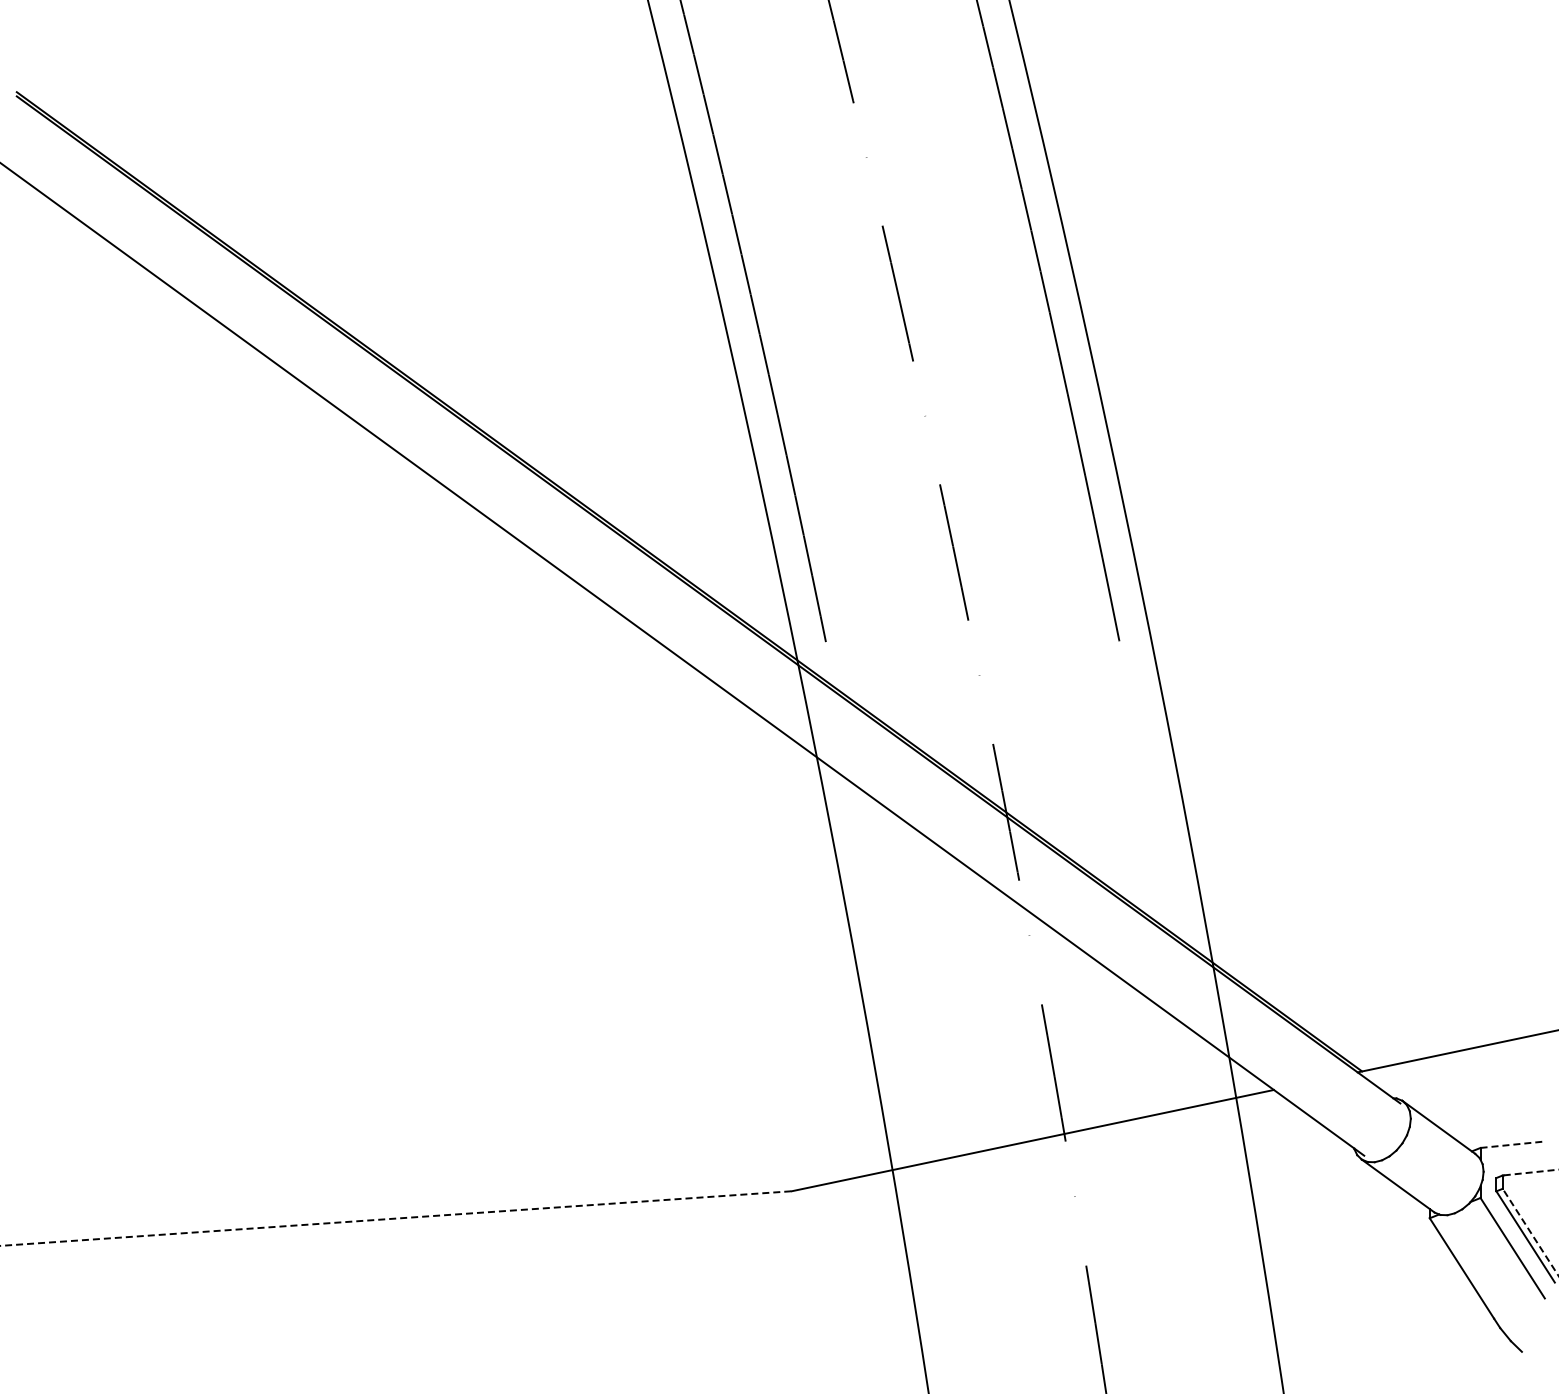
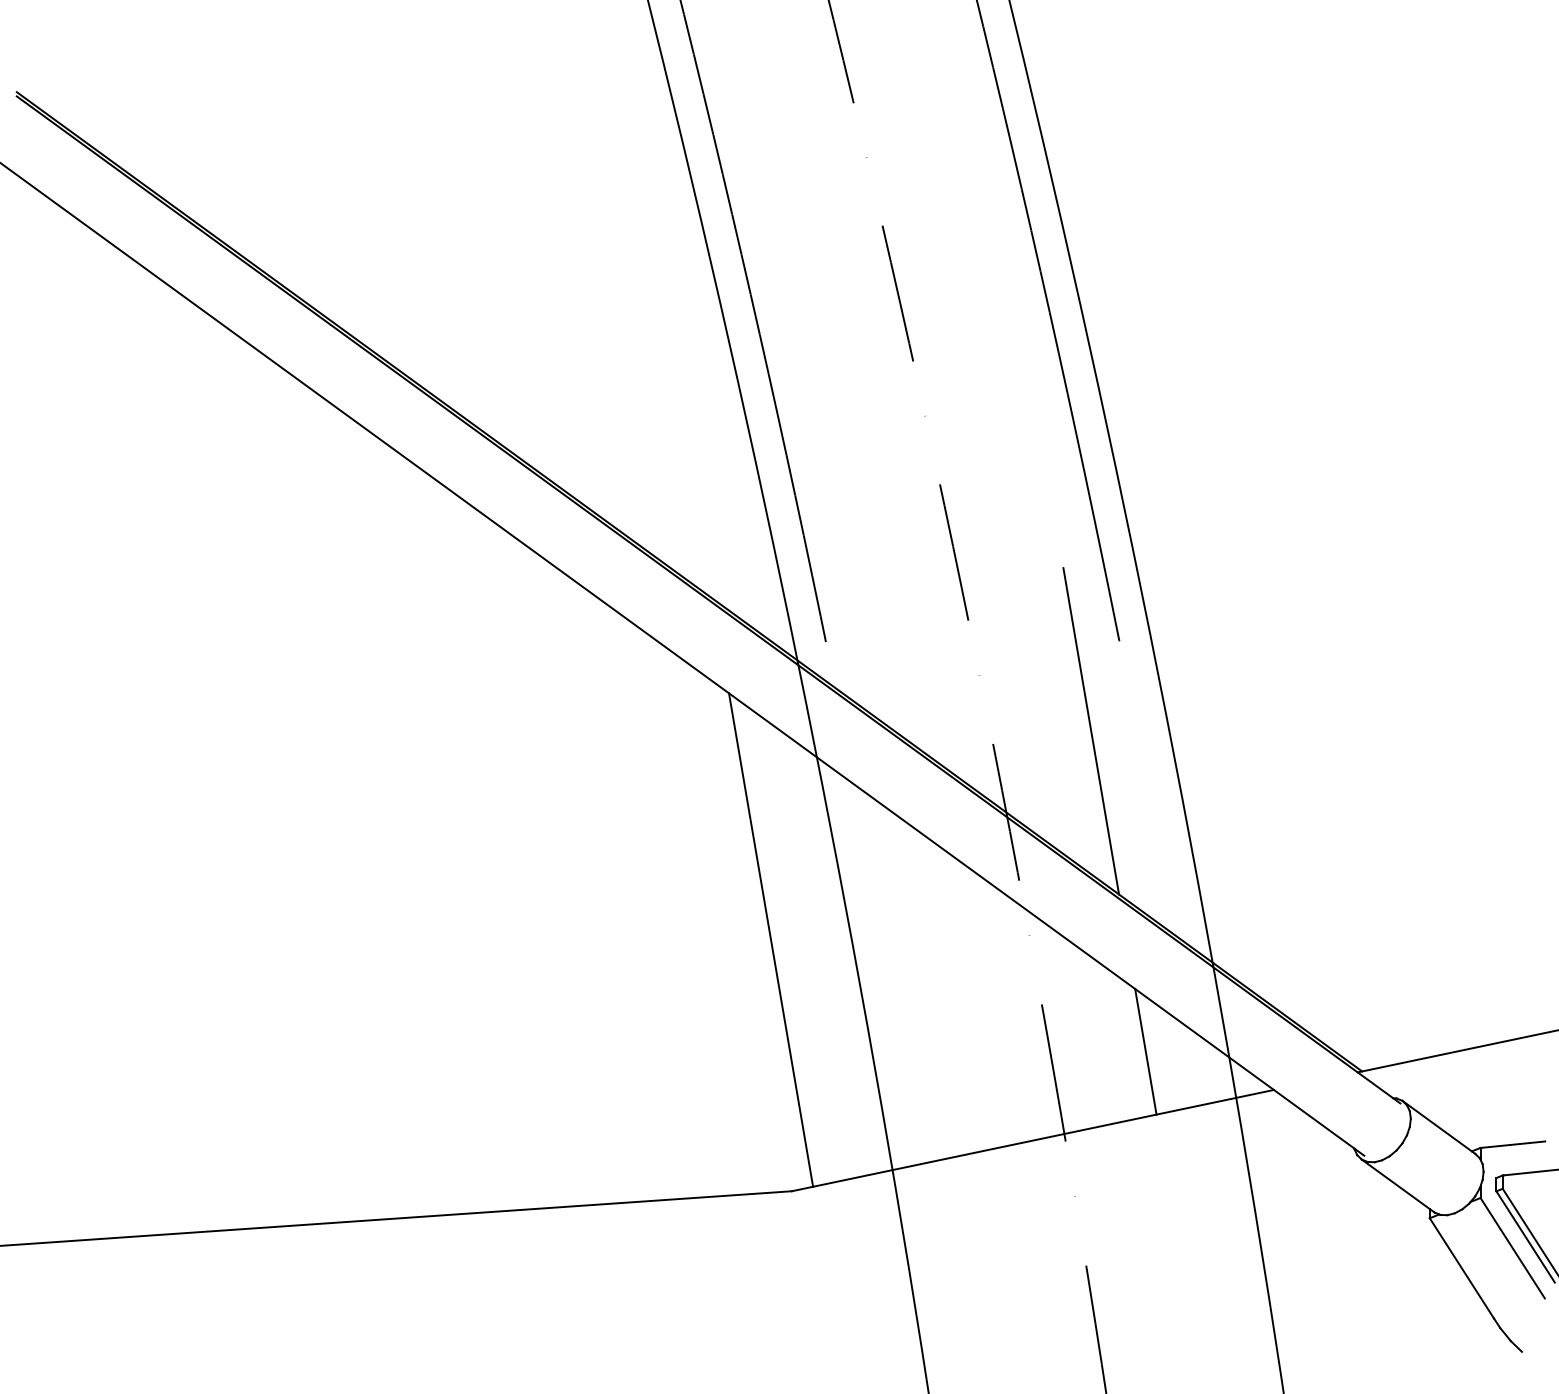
line: none -> present (1091, 731)
line: none -> present (771, 939)
line: none -> present (1145, 1051)
line: dashed -> solid (1513, 1144)
line: dashed -> solid (1531, 1172)
line: dashed -> solid (395, 1218)
line: dashed -> solid (1530, 1232)
